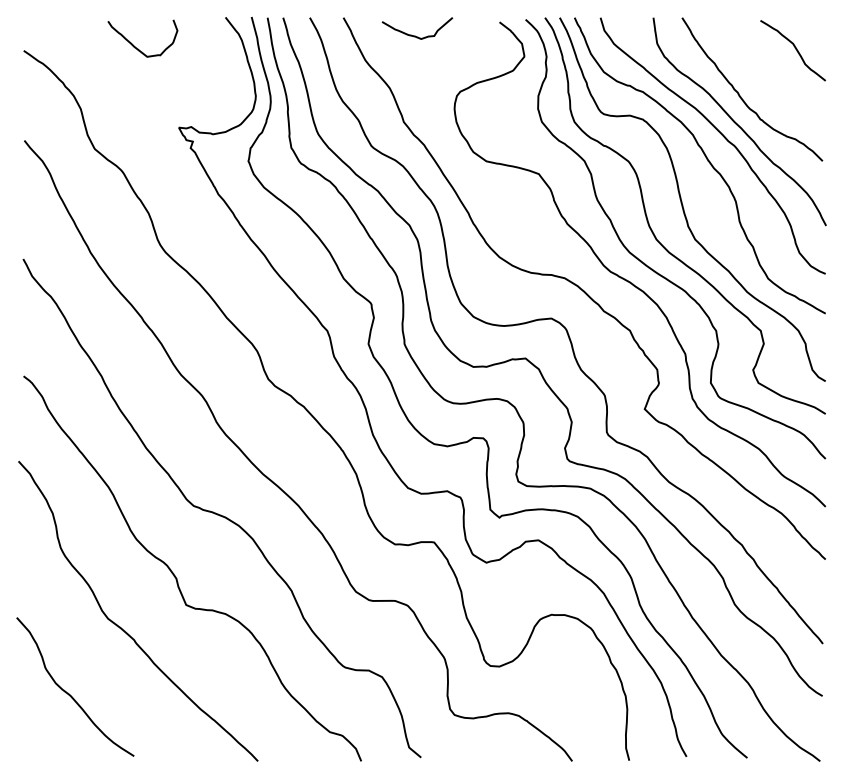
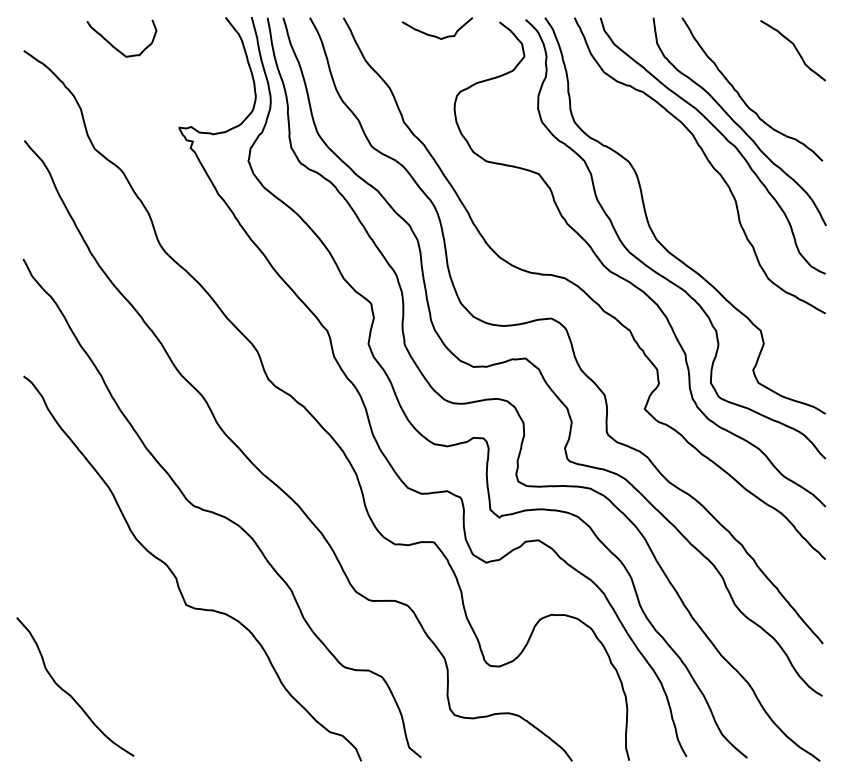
curve position: (415, 35) -> (435, 35) (435, 35)
curve position: (134, 45) -> (113, 45) (113, 45)
curve: present -> none (682, 201)
curve: present -> none (126, 631)
